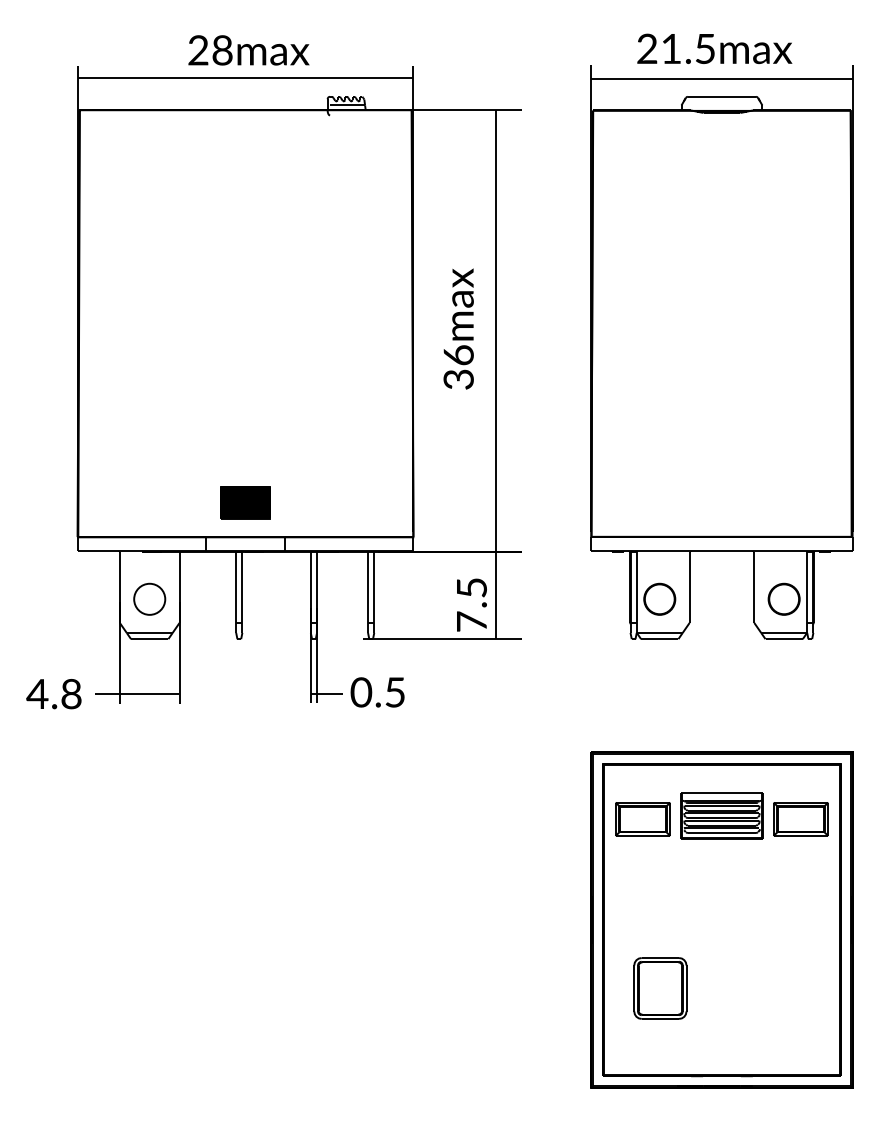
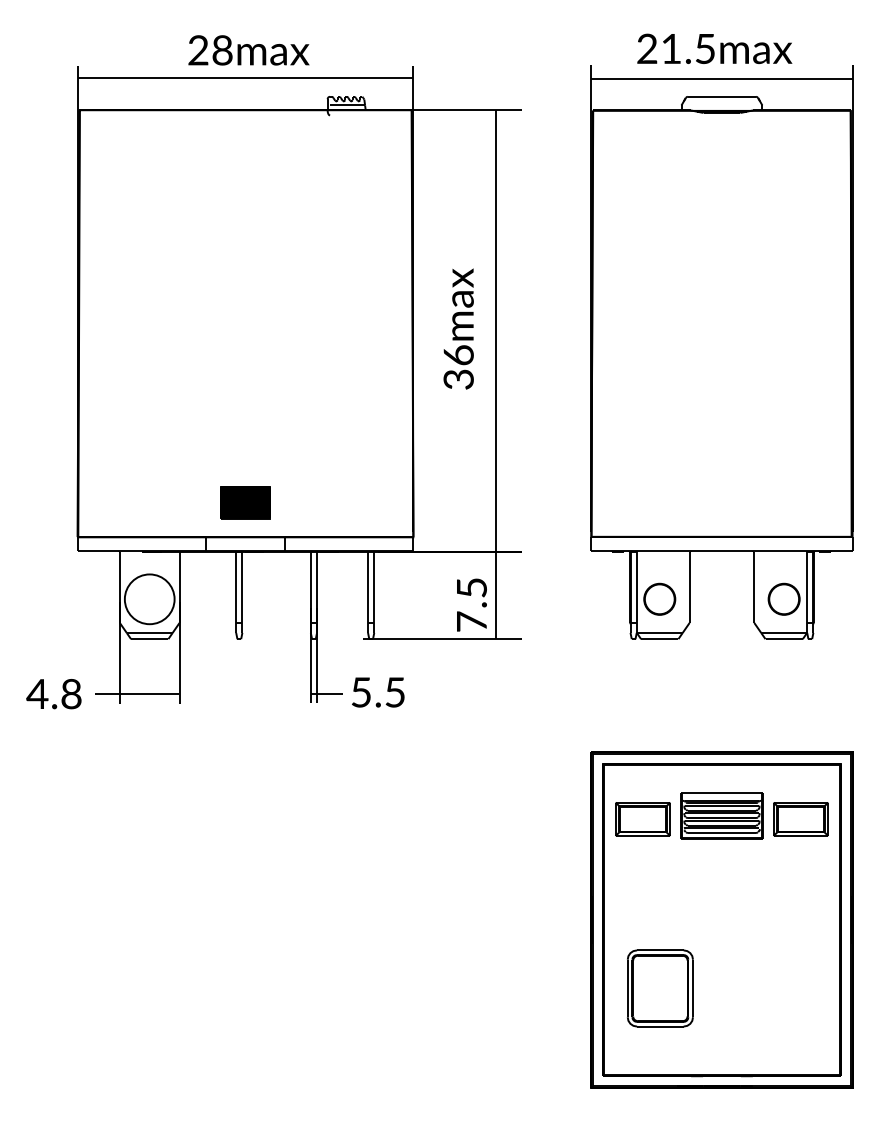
circle diameter: 31 px -> 50 px (149, 599)
text: 0.5 -> 5.5 (361, 692)
part size: 55x63 px -> 67x79 px (660, 988)
